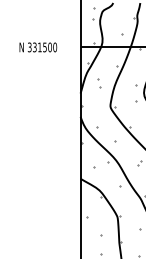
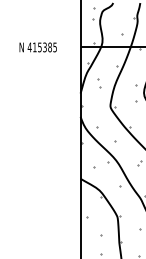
text: 331500 -> 415385 (42, 47)
